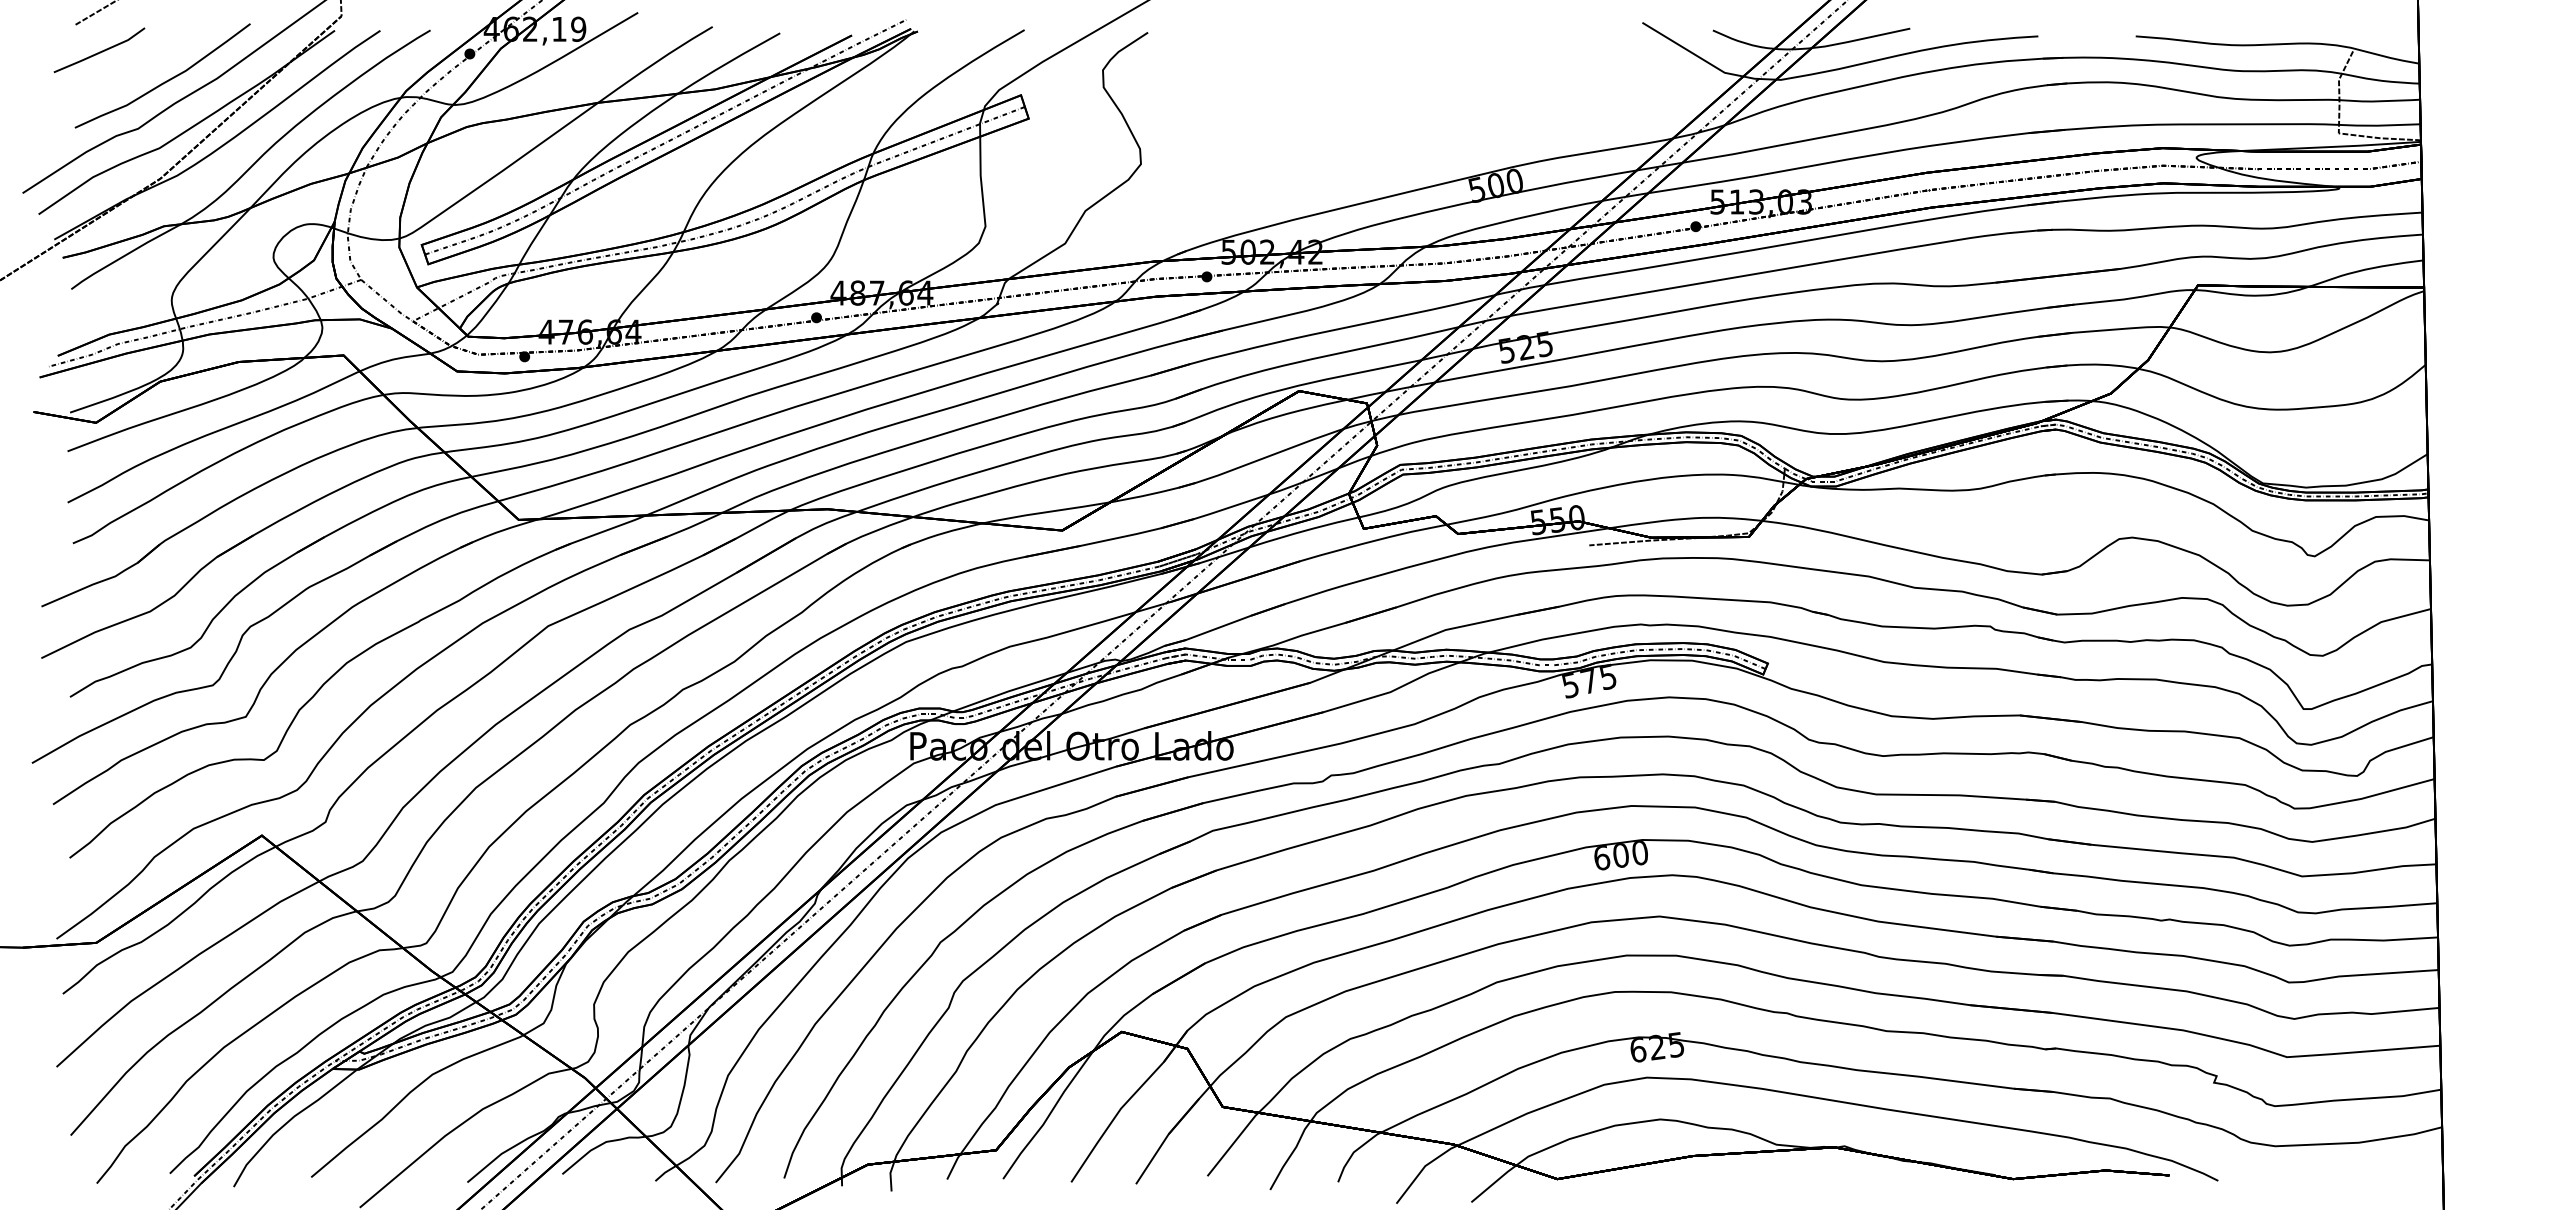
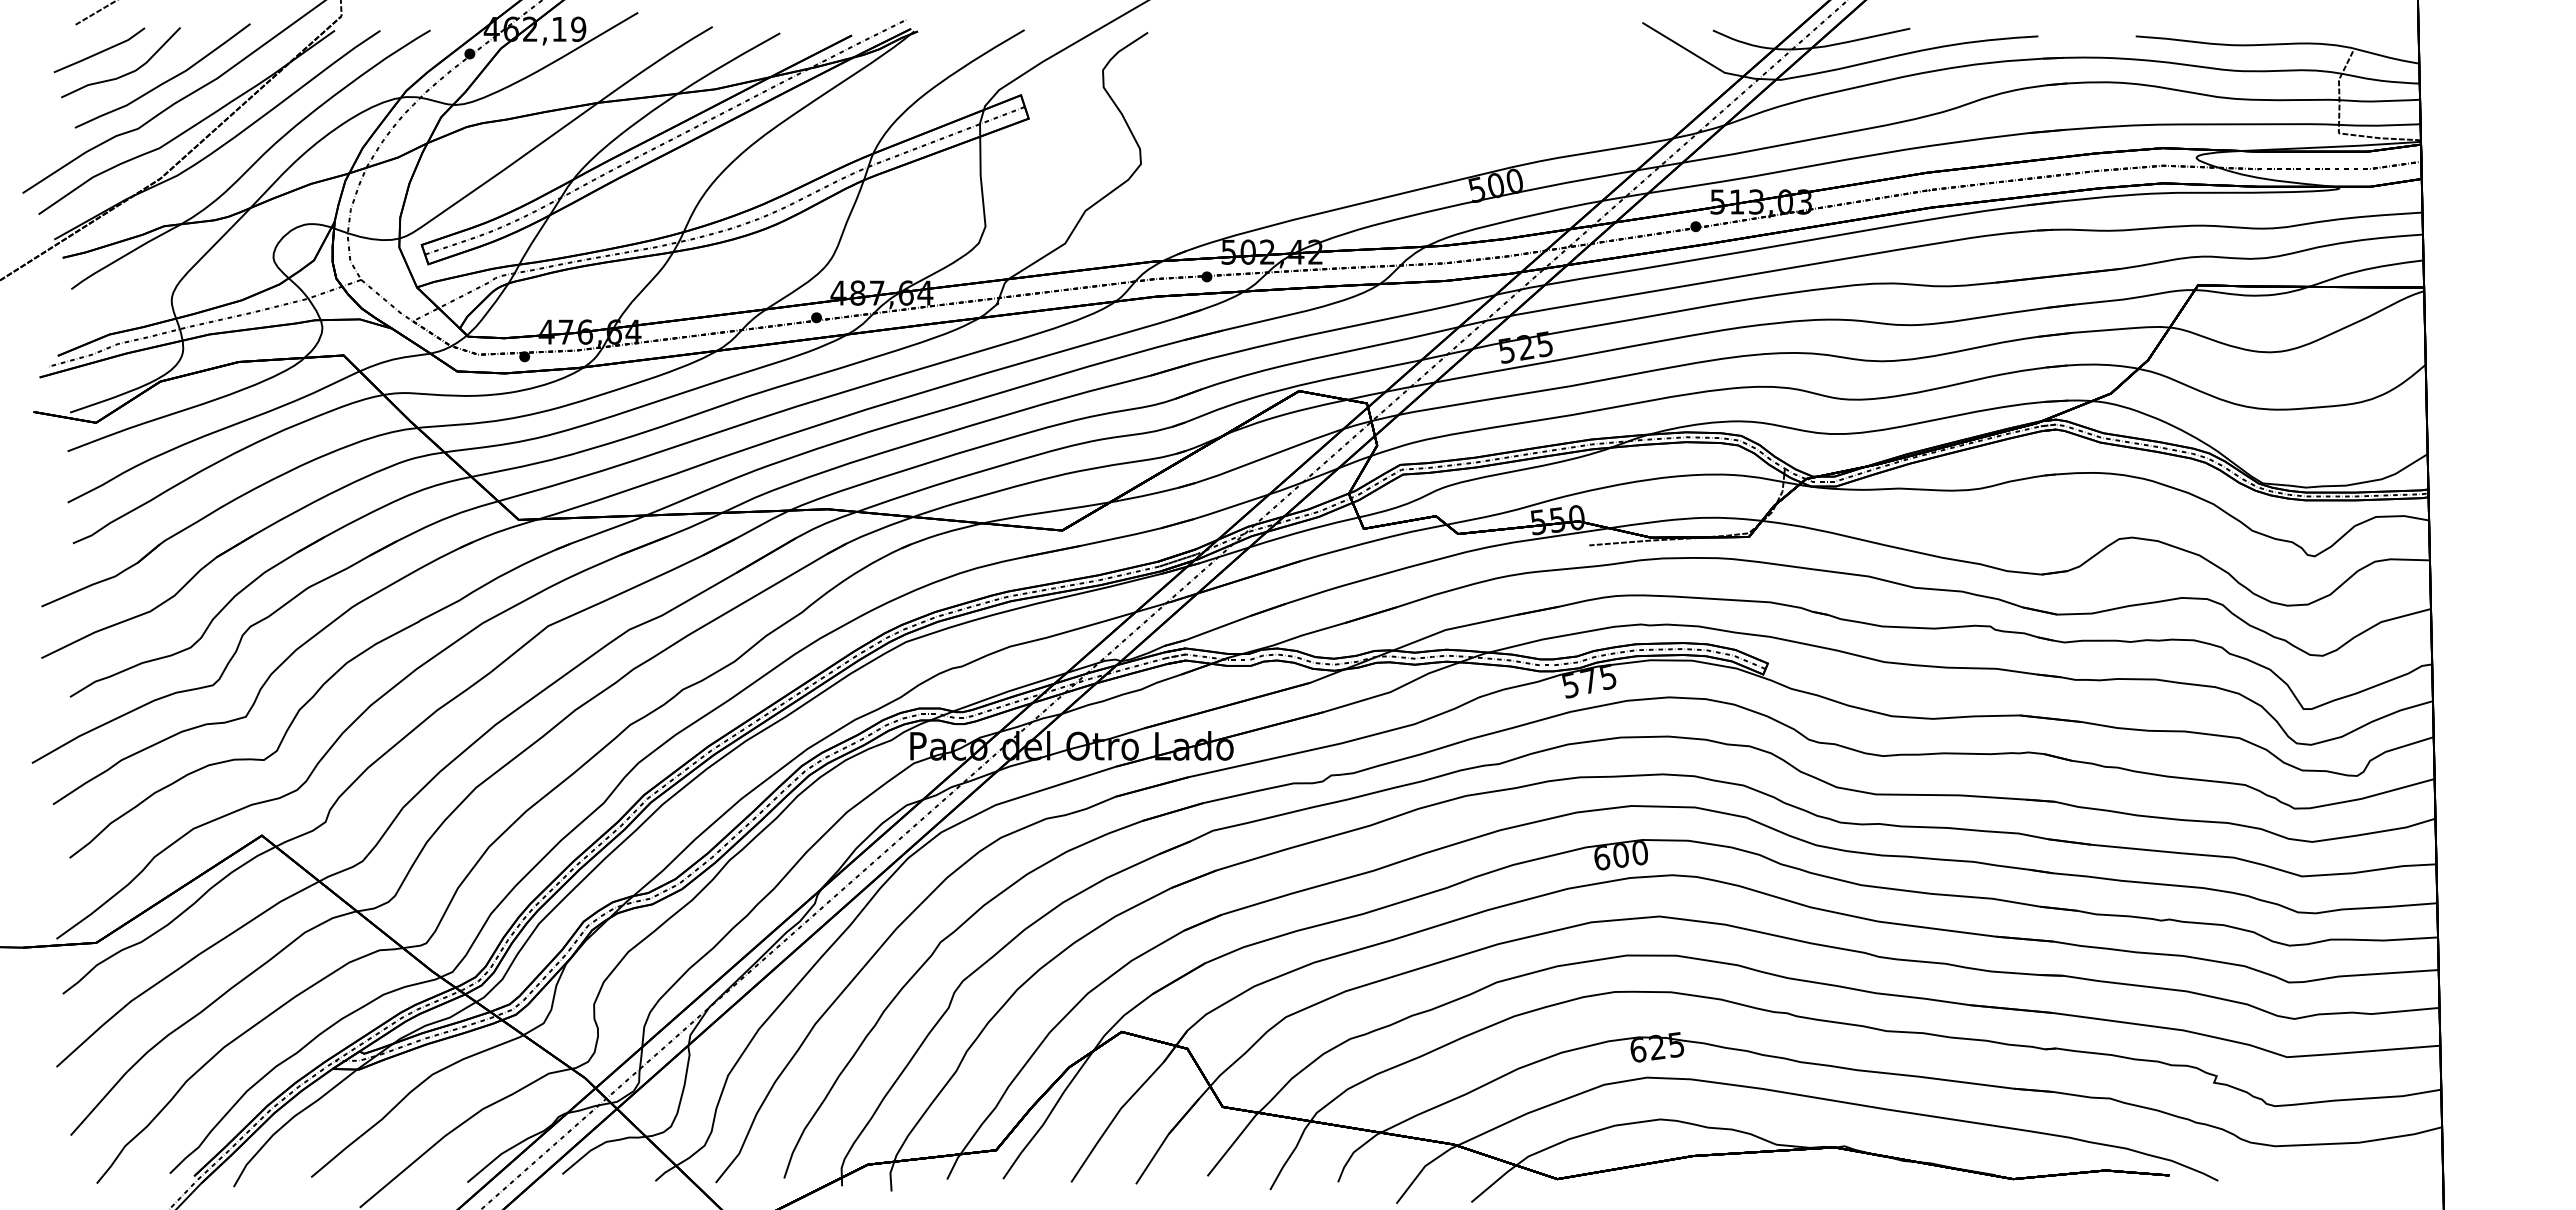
curve: none -> present (123, 74)
